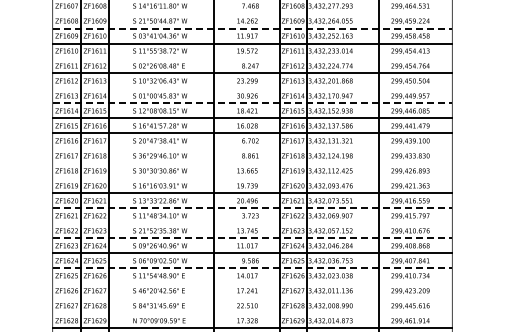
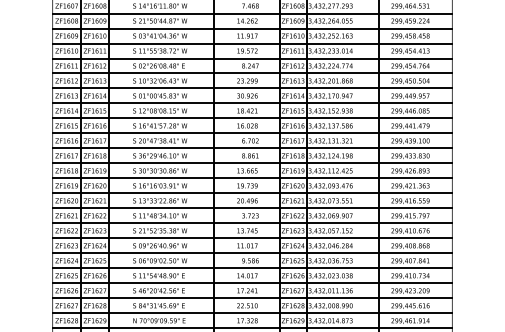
line: none -> present (252, 13)
line: dashed -> solid (252, 28)
line: none -> present (252, 58)
line: none -> present (252, 88)
line: dashed -> solid (252, 103)
line: none -> present (252, 148)
line: none -> present (252, 163)
line: none -> present (252, 178)
line: dashed -> solid (252, 208)
line: none -> present (252, 223)
line: dashed -> solid (252, 238)
line: dashed -> solid (252, 268)
line: none -> present (252, 283)
line: none -> present (252, 298)
line: none -> present (252, 313)
